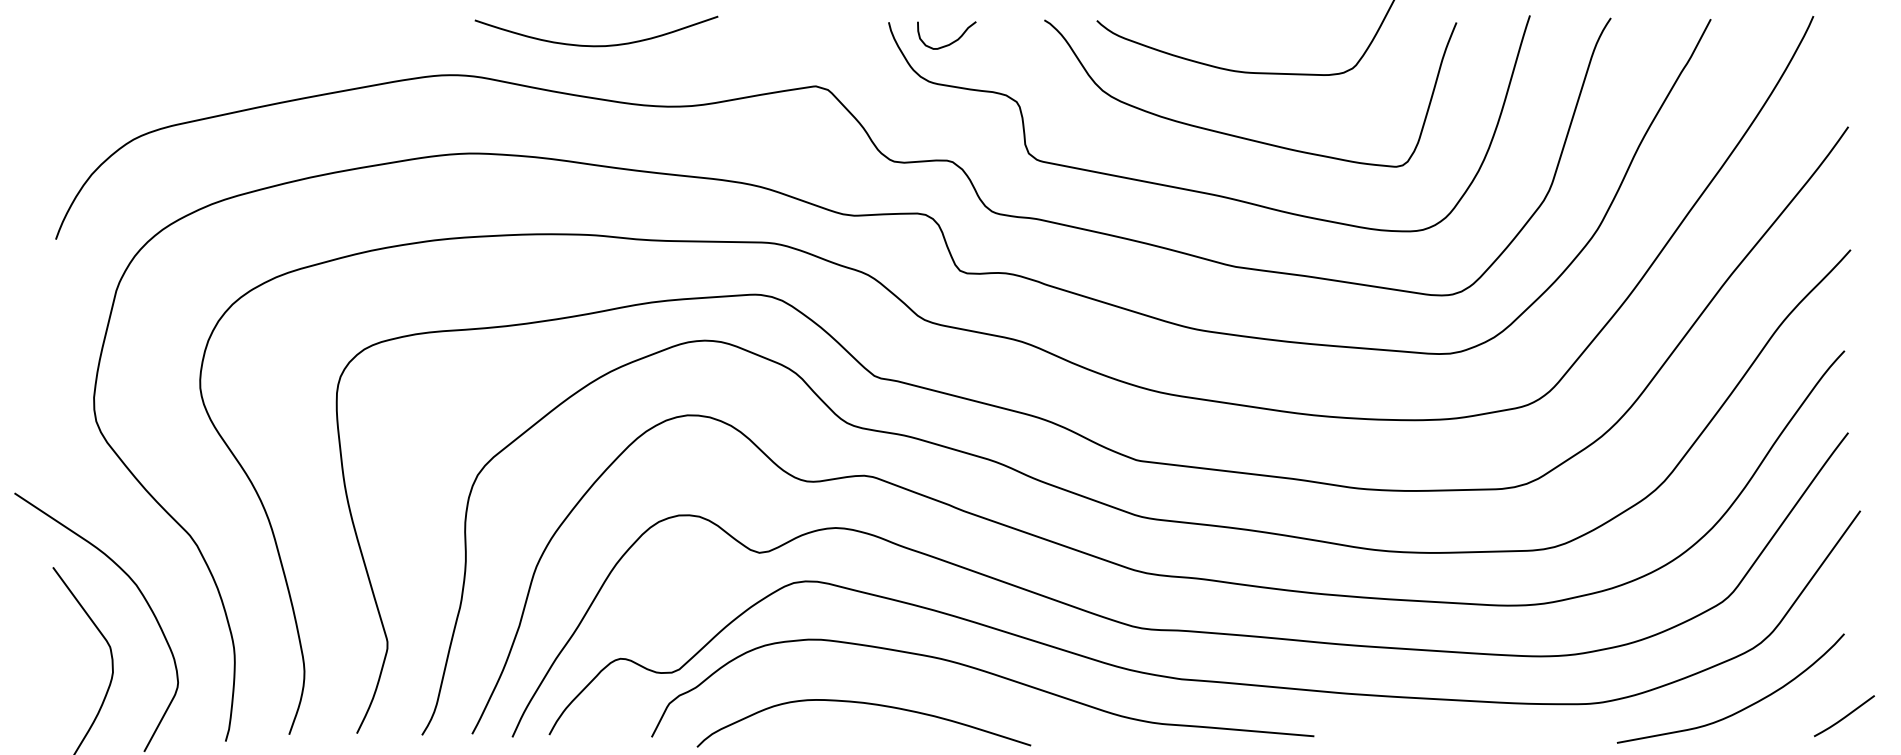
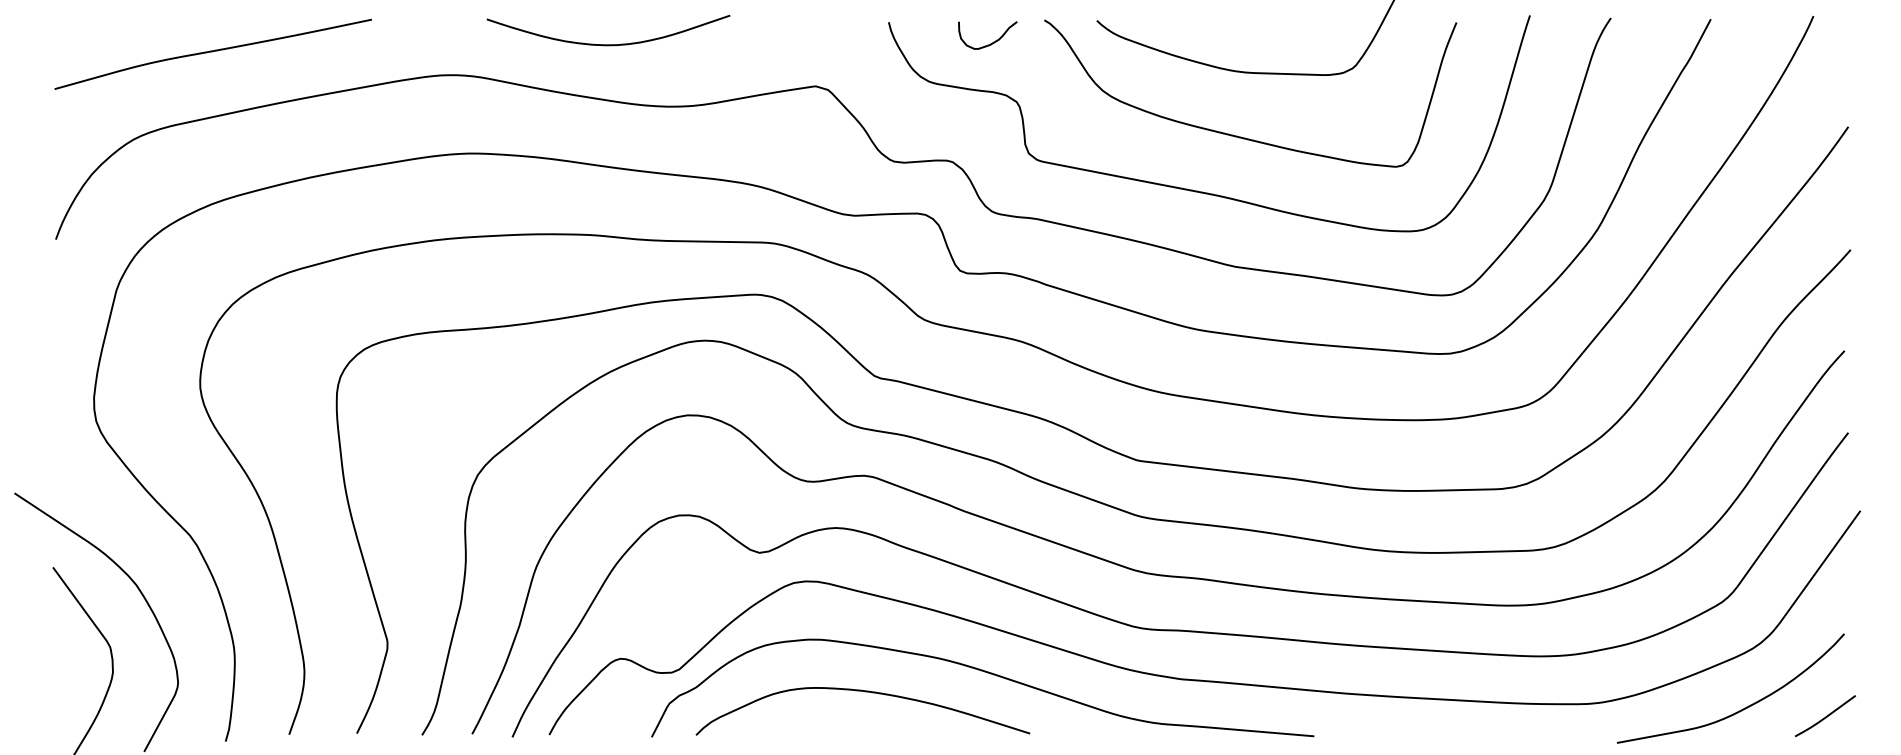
curve position: (952, 41) -> (993, 41) (993, 41)
curve position: (596, 45) -> (608, 44) (608, 44)
curve: none -> present (212, 52)
curve position: (866, 704) -> (865, 692) (865, 692)
curve position: (1844, 716) -> (1825, 716) (1825, 716)
